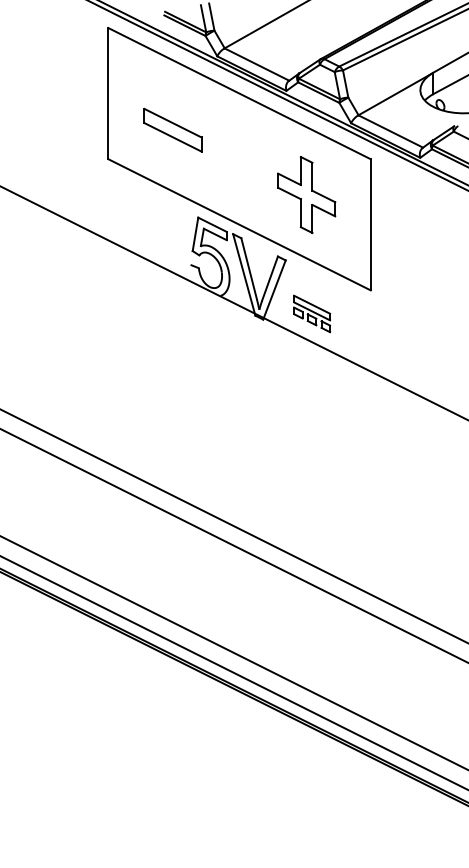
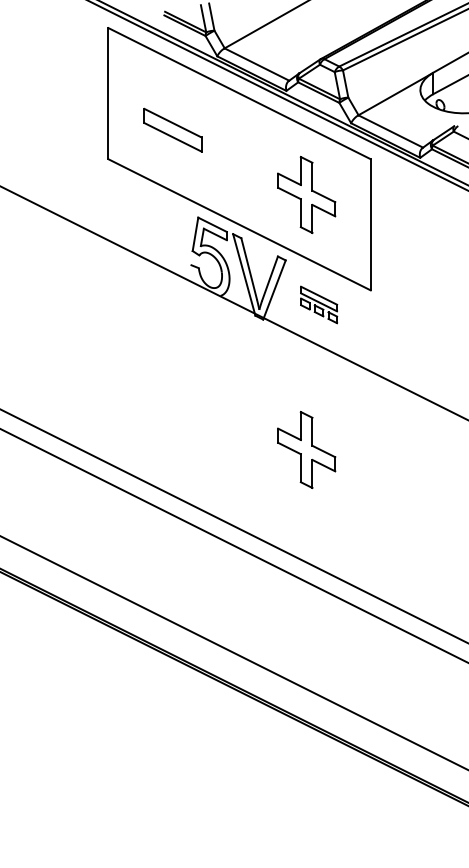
part position: (312, 313) -> (319, 304) (319, 304)
part: none -> present (306, 449)
line: present -> none (233, 672)
